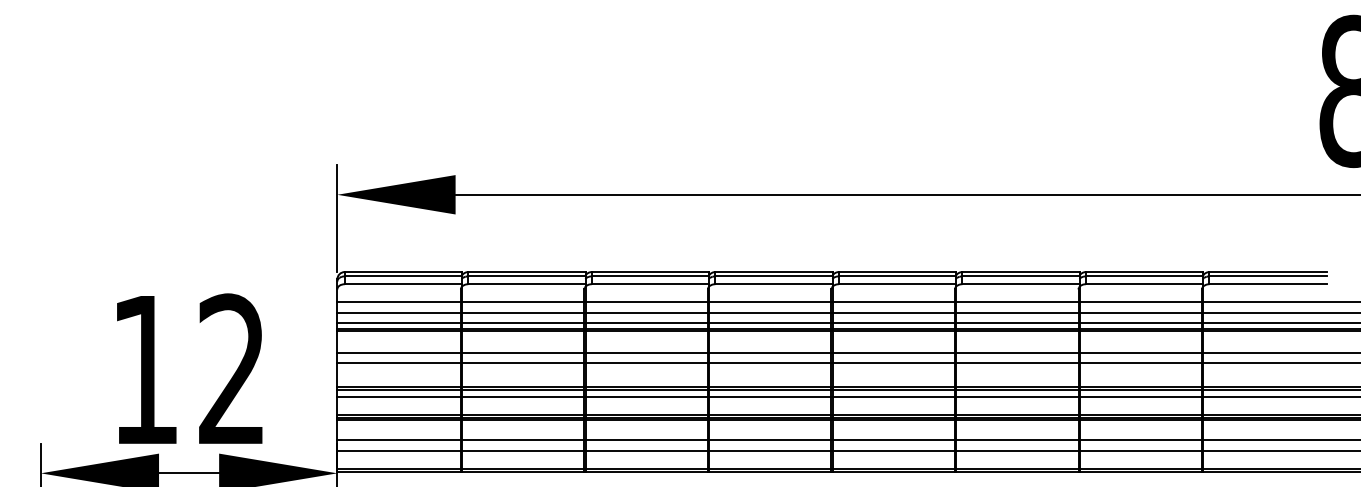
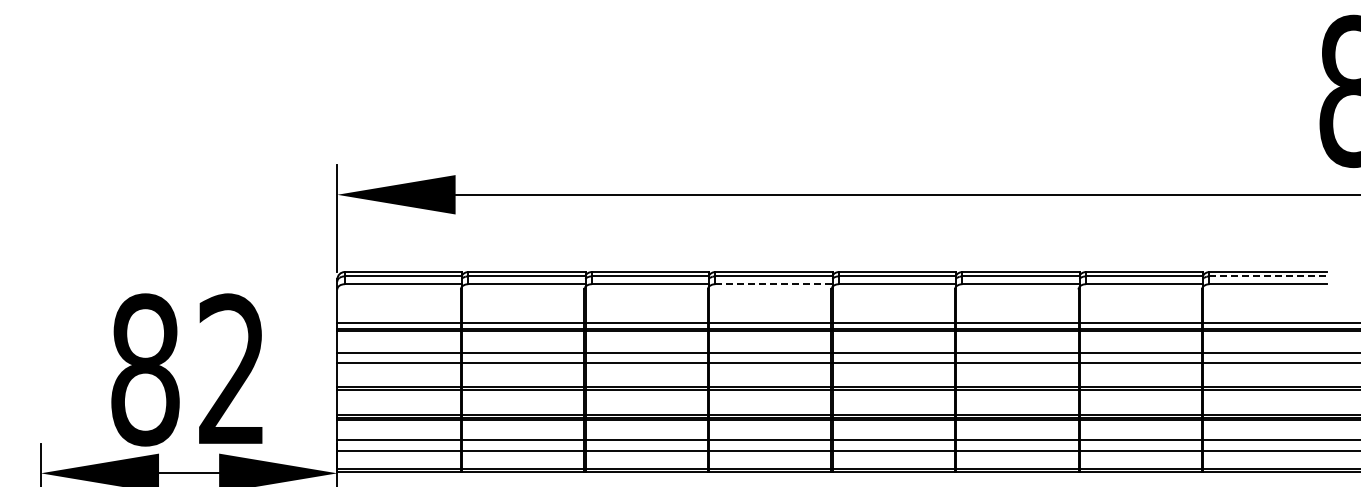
line: solid -> dashed (1268, 276)
line: solid -> dashed (773, 284)
line: present -> none (847, 301)
line: present -> none (847, 312)
text: 12 -> 82 (145, 369)
line: present -> none (847, 397)
